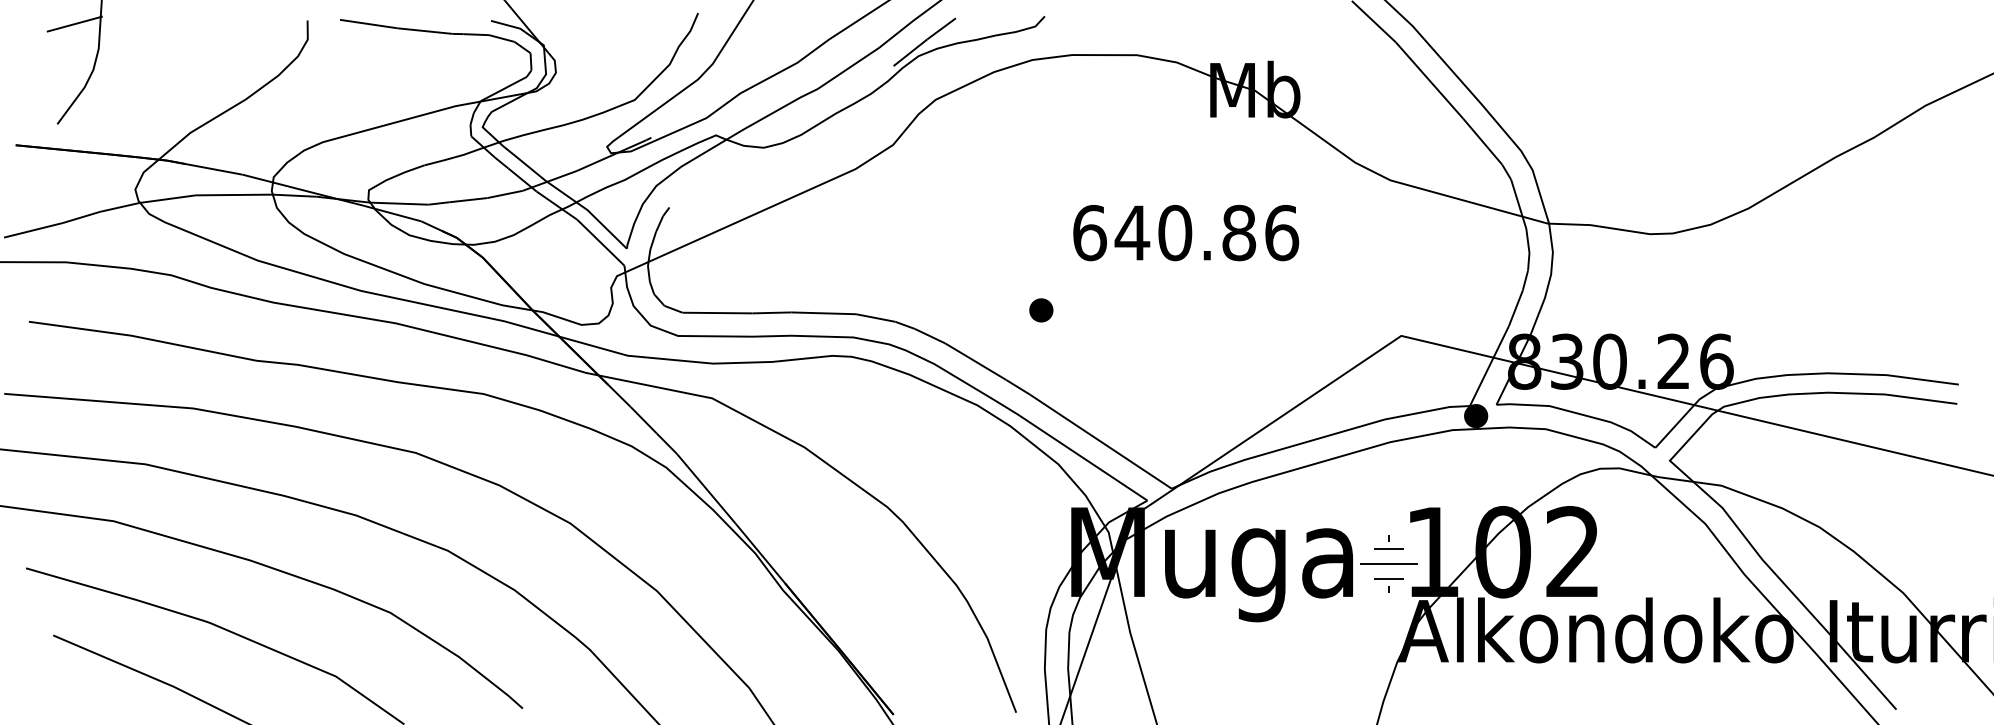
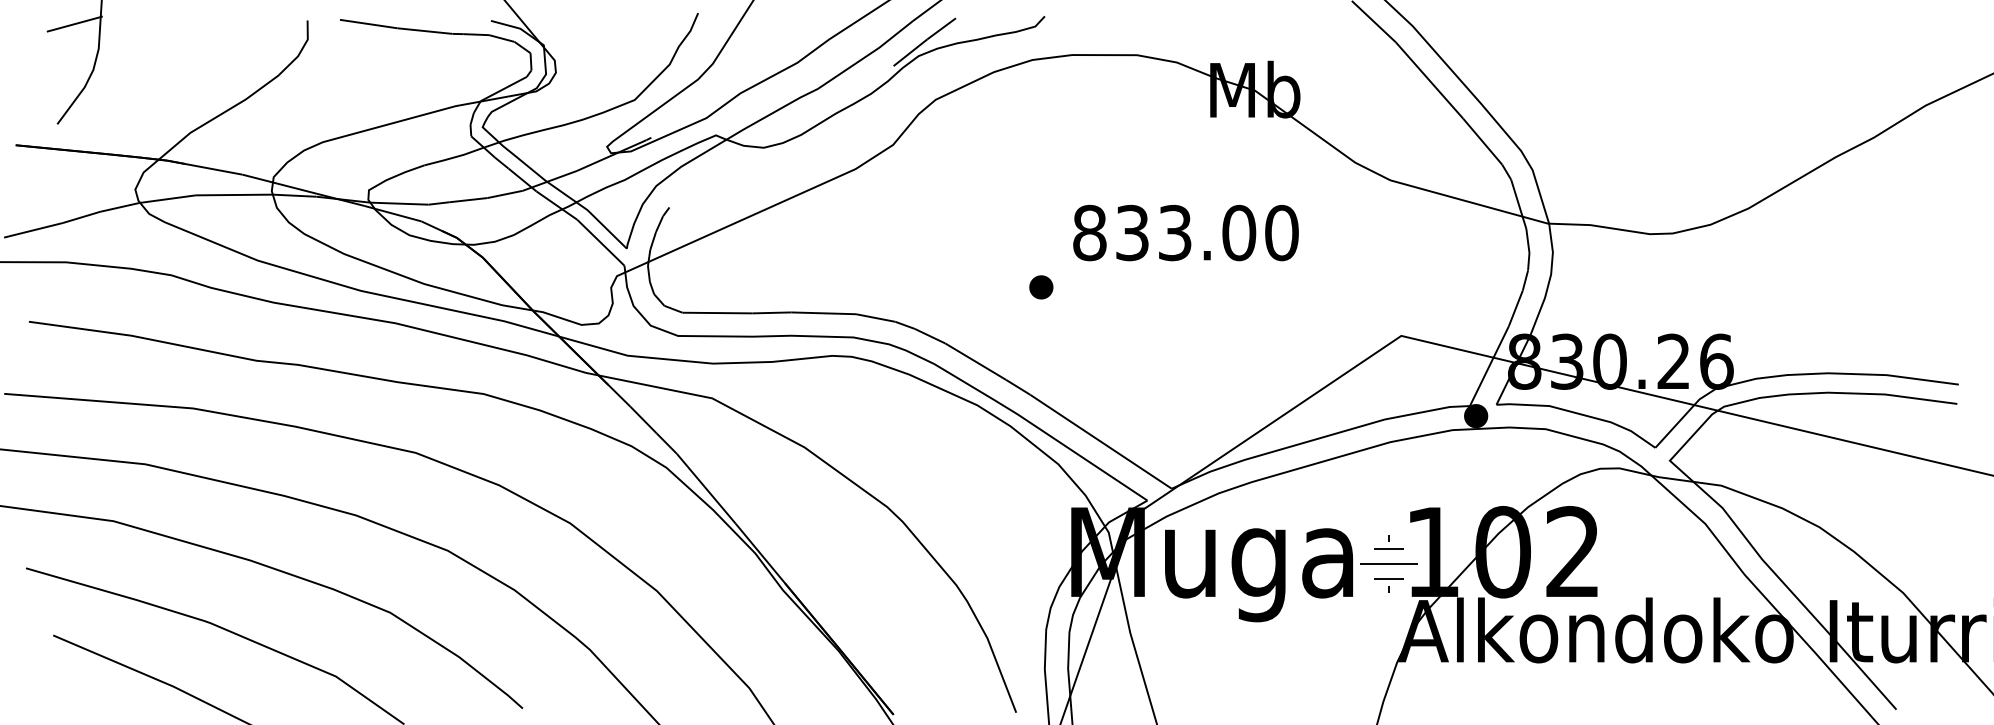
text: 640.86 -> 833.00 (1186, 232)
part position: (1041, 310) -> (1041, 287) (1041, 287)
